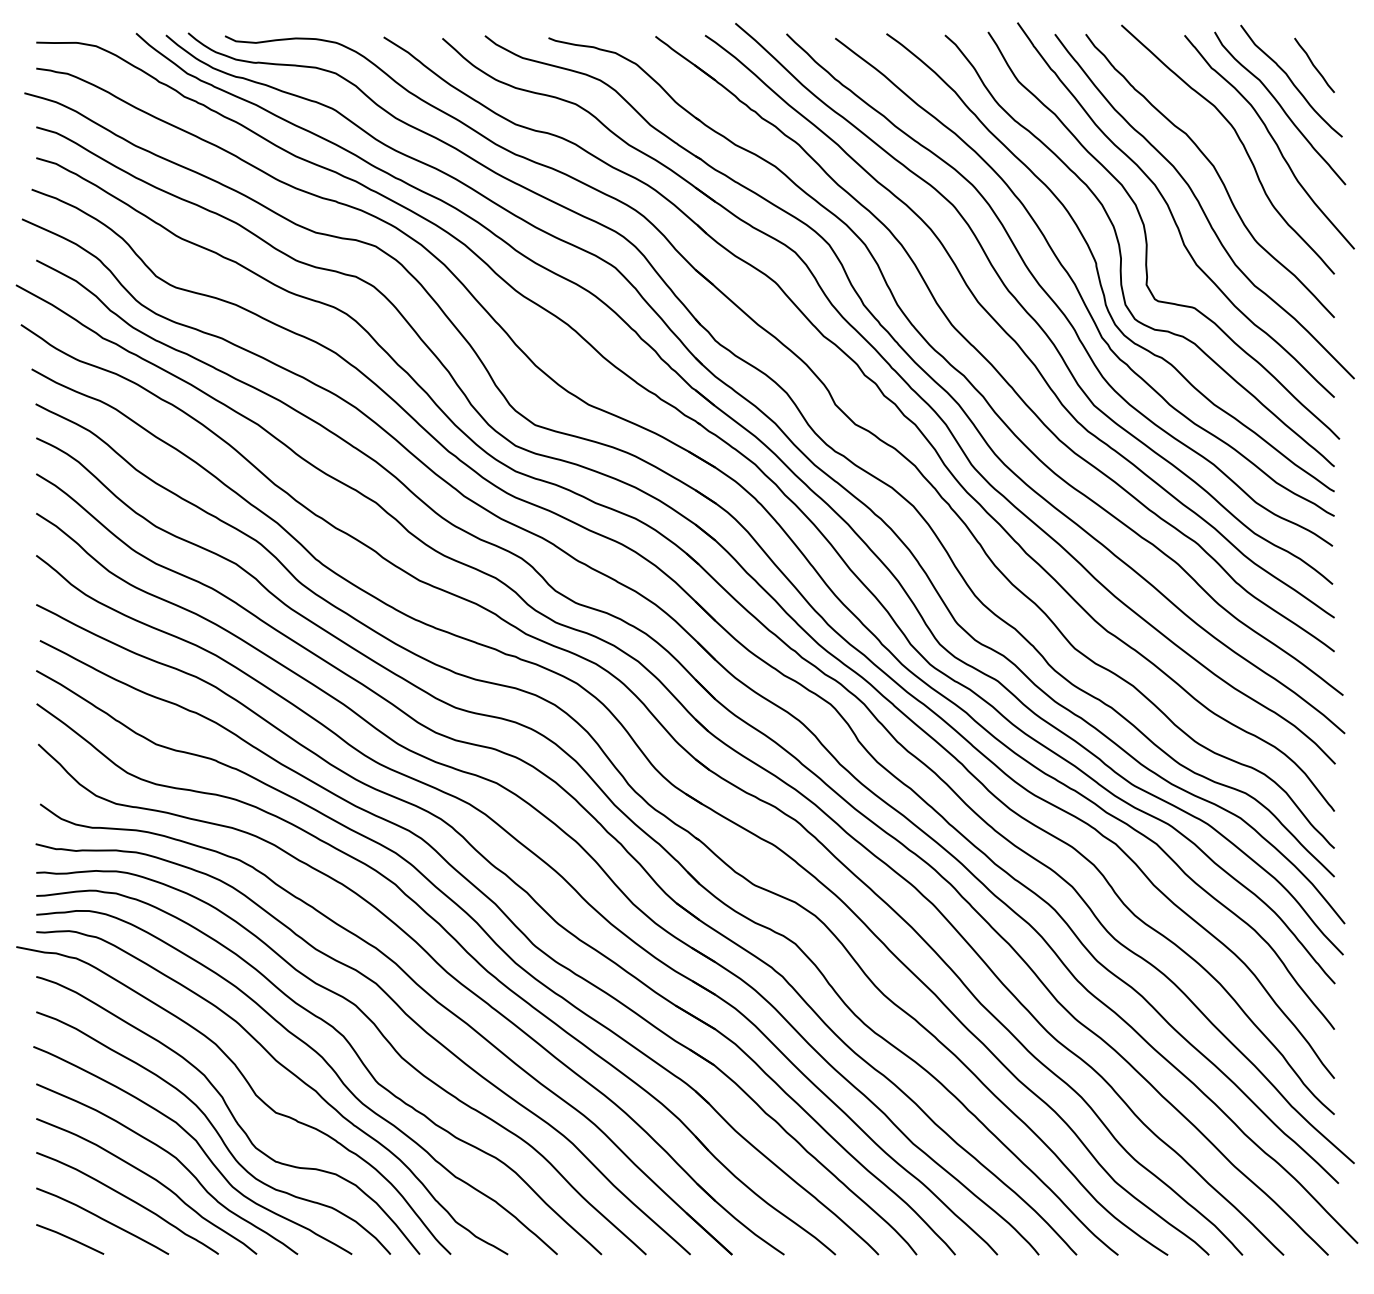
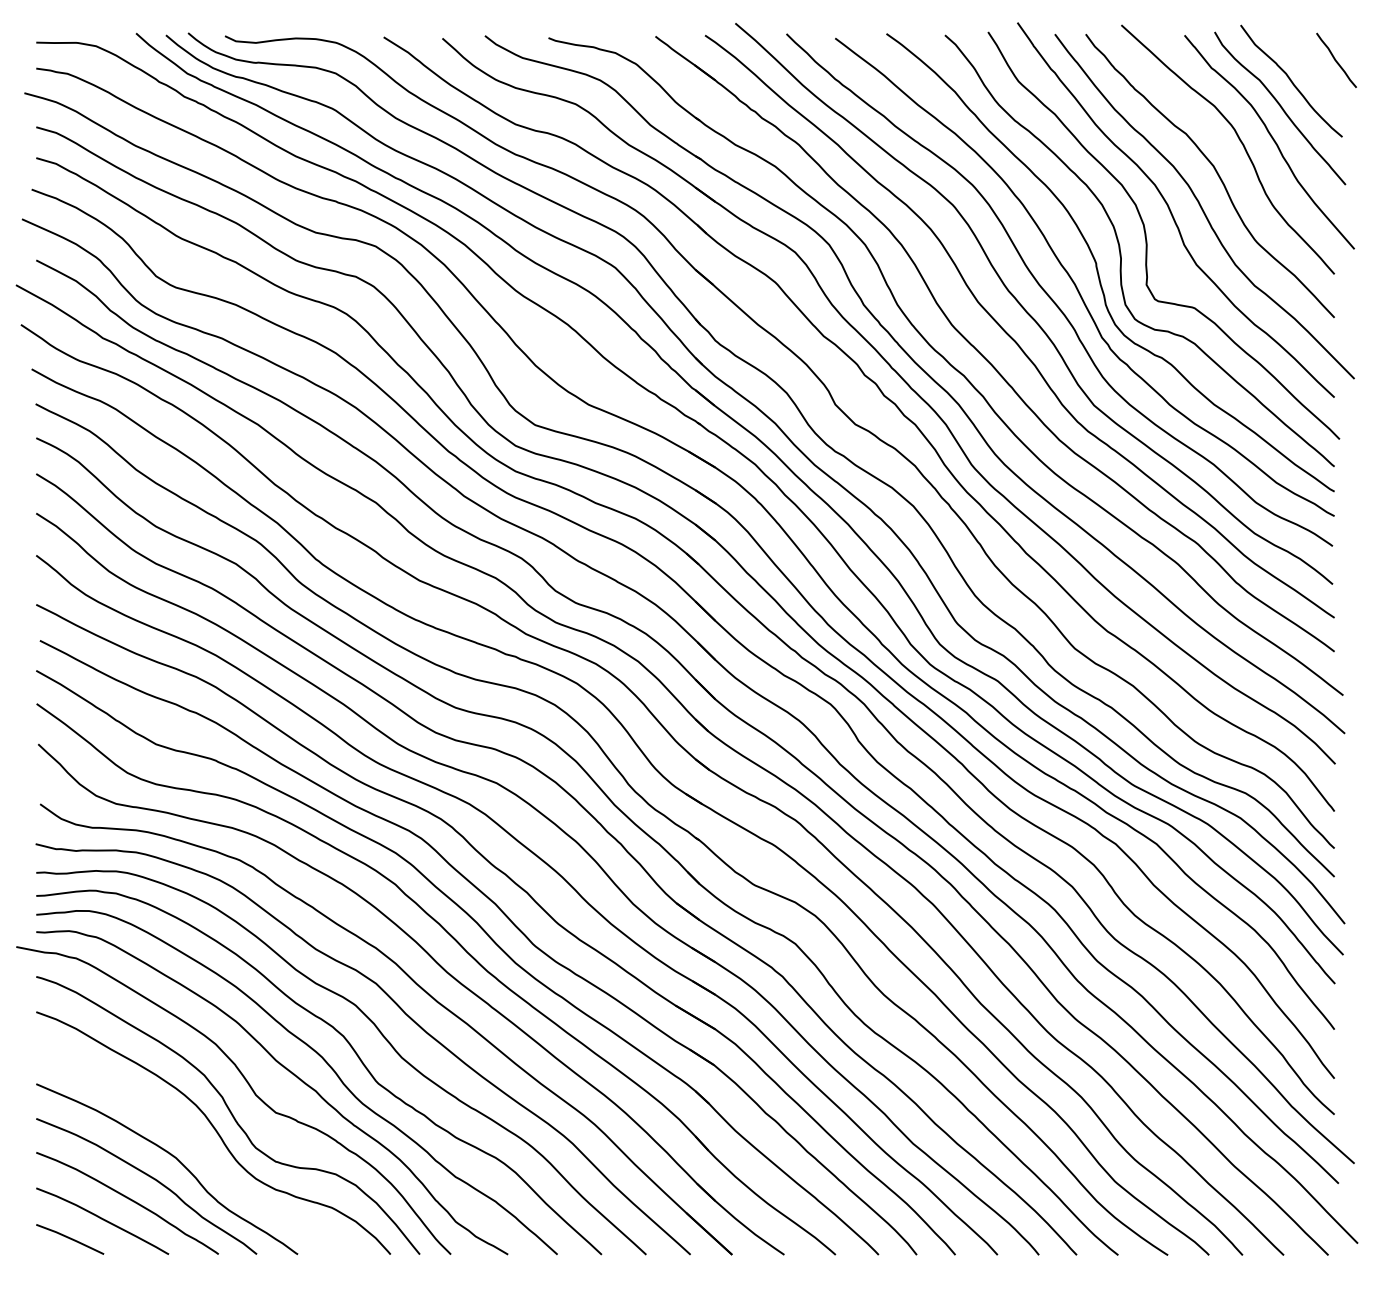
line position: (1314, 64) -> (1336, 59) (1336, 59)
curve: present -> none (199, 1147)
